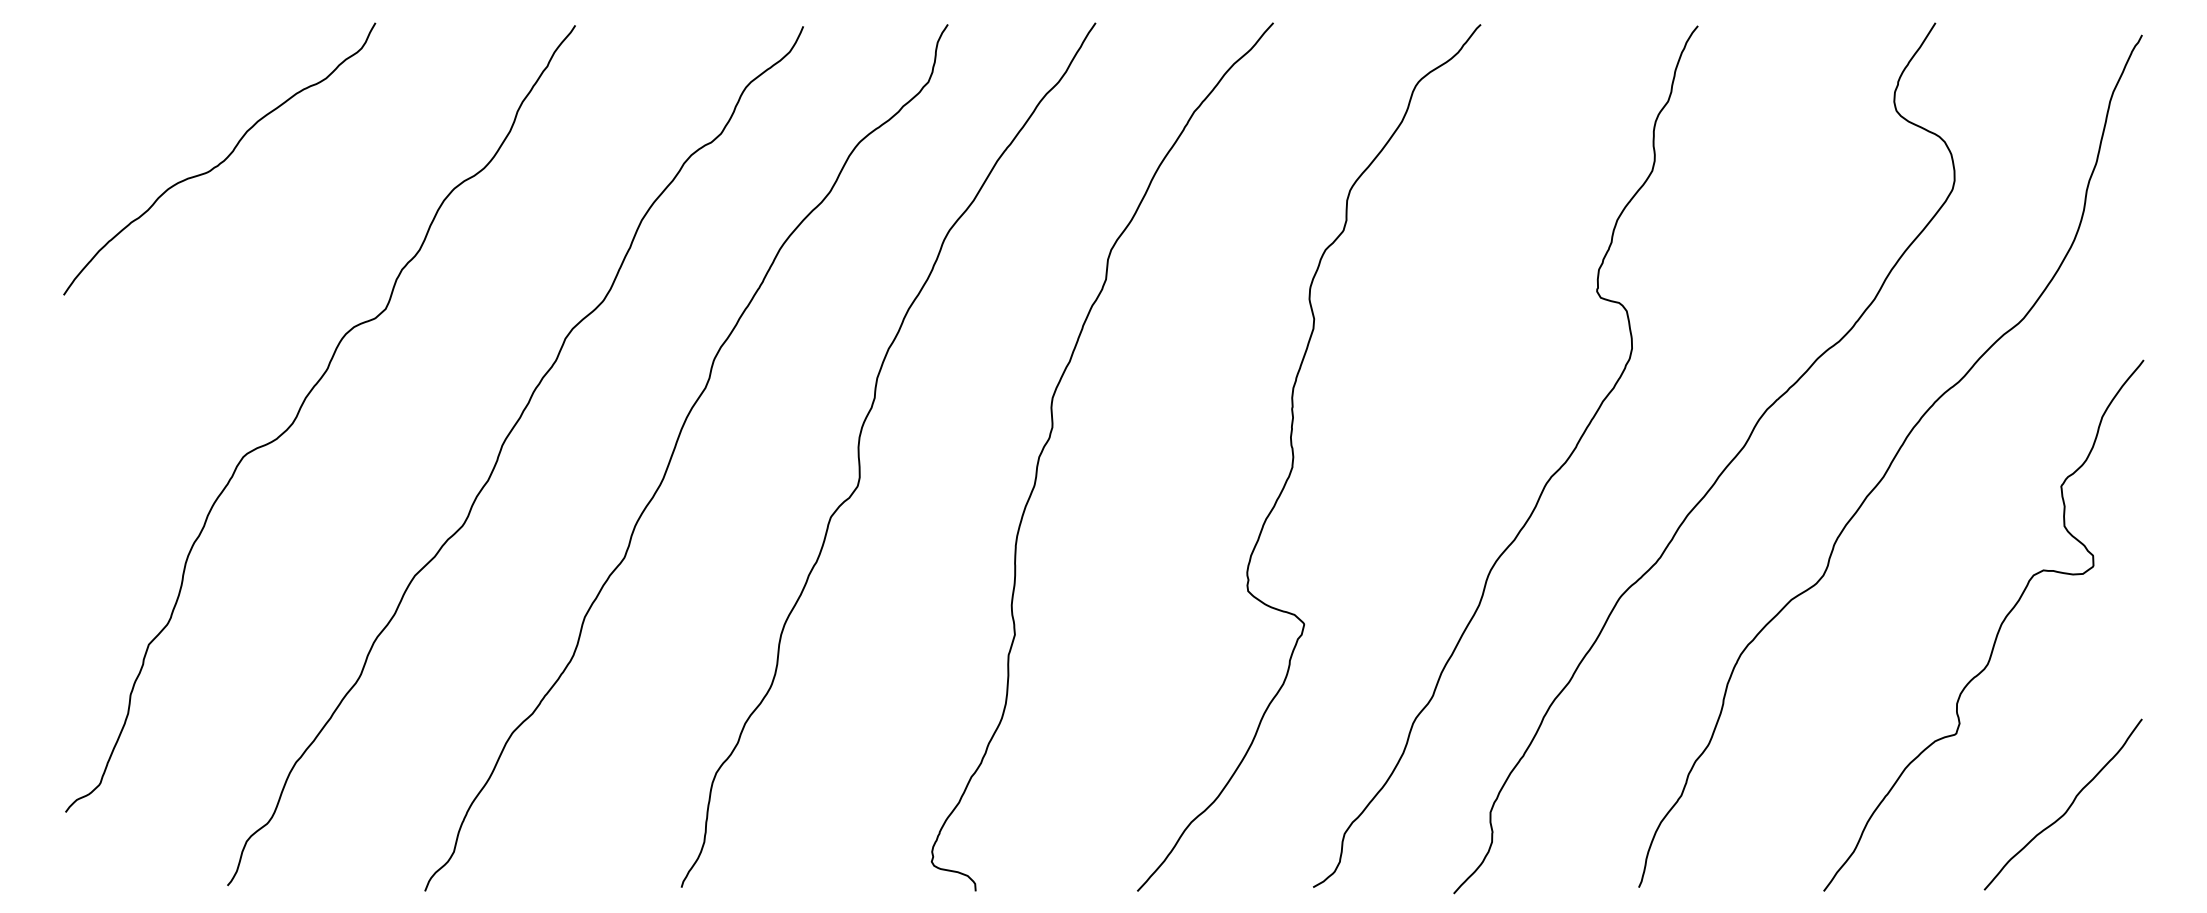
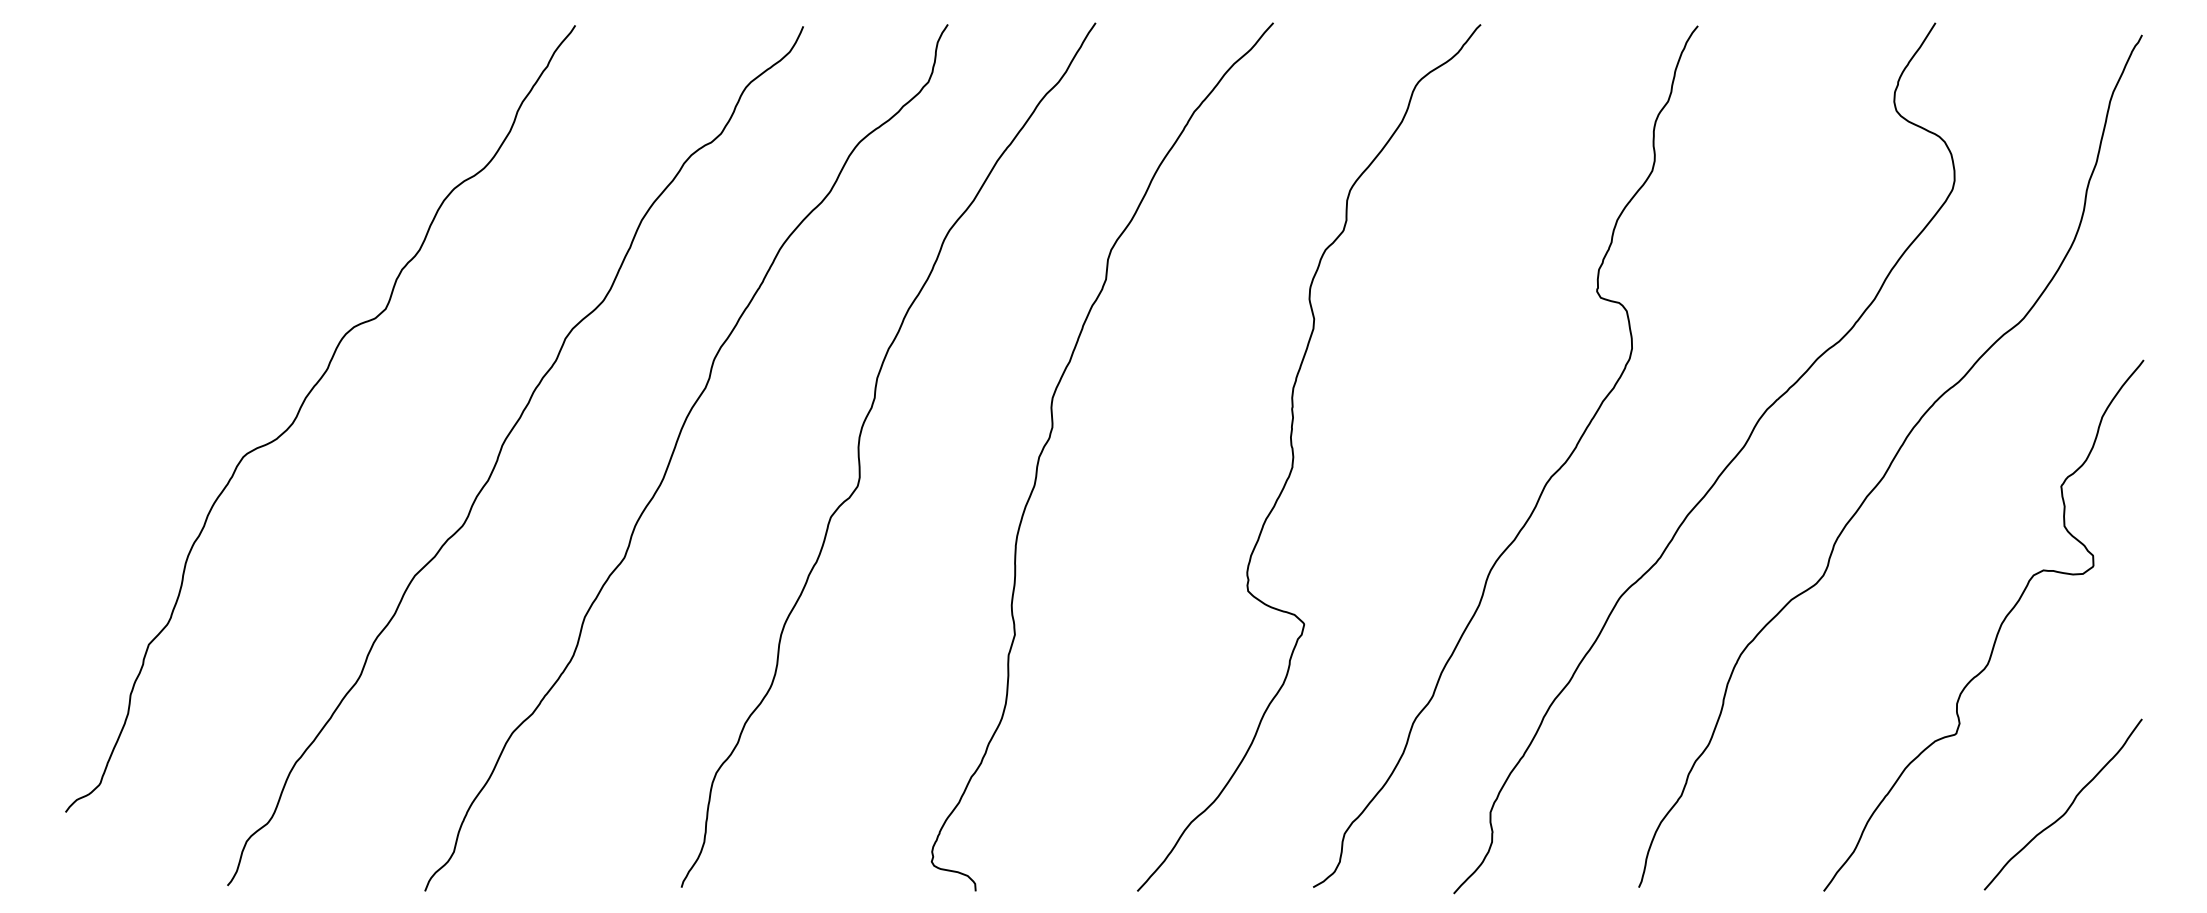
curve: present -> none (222, 160)
